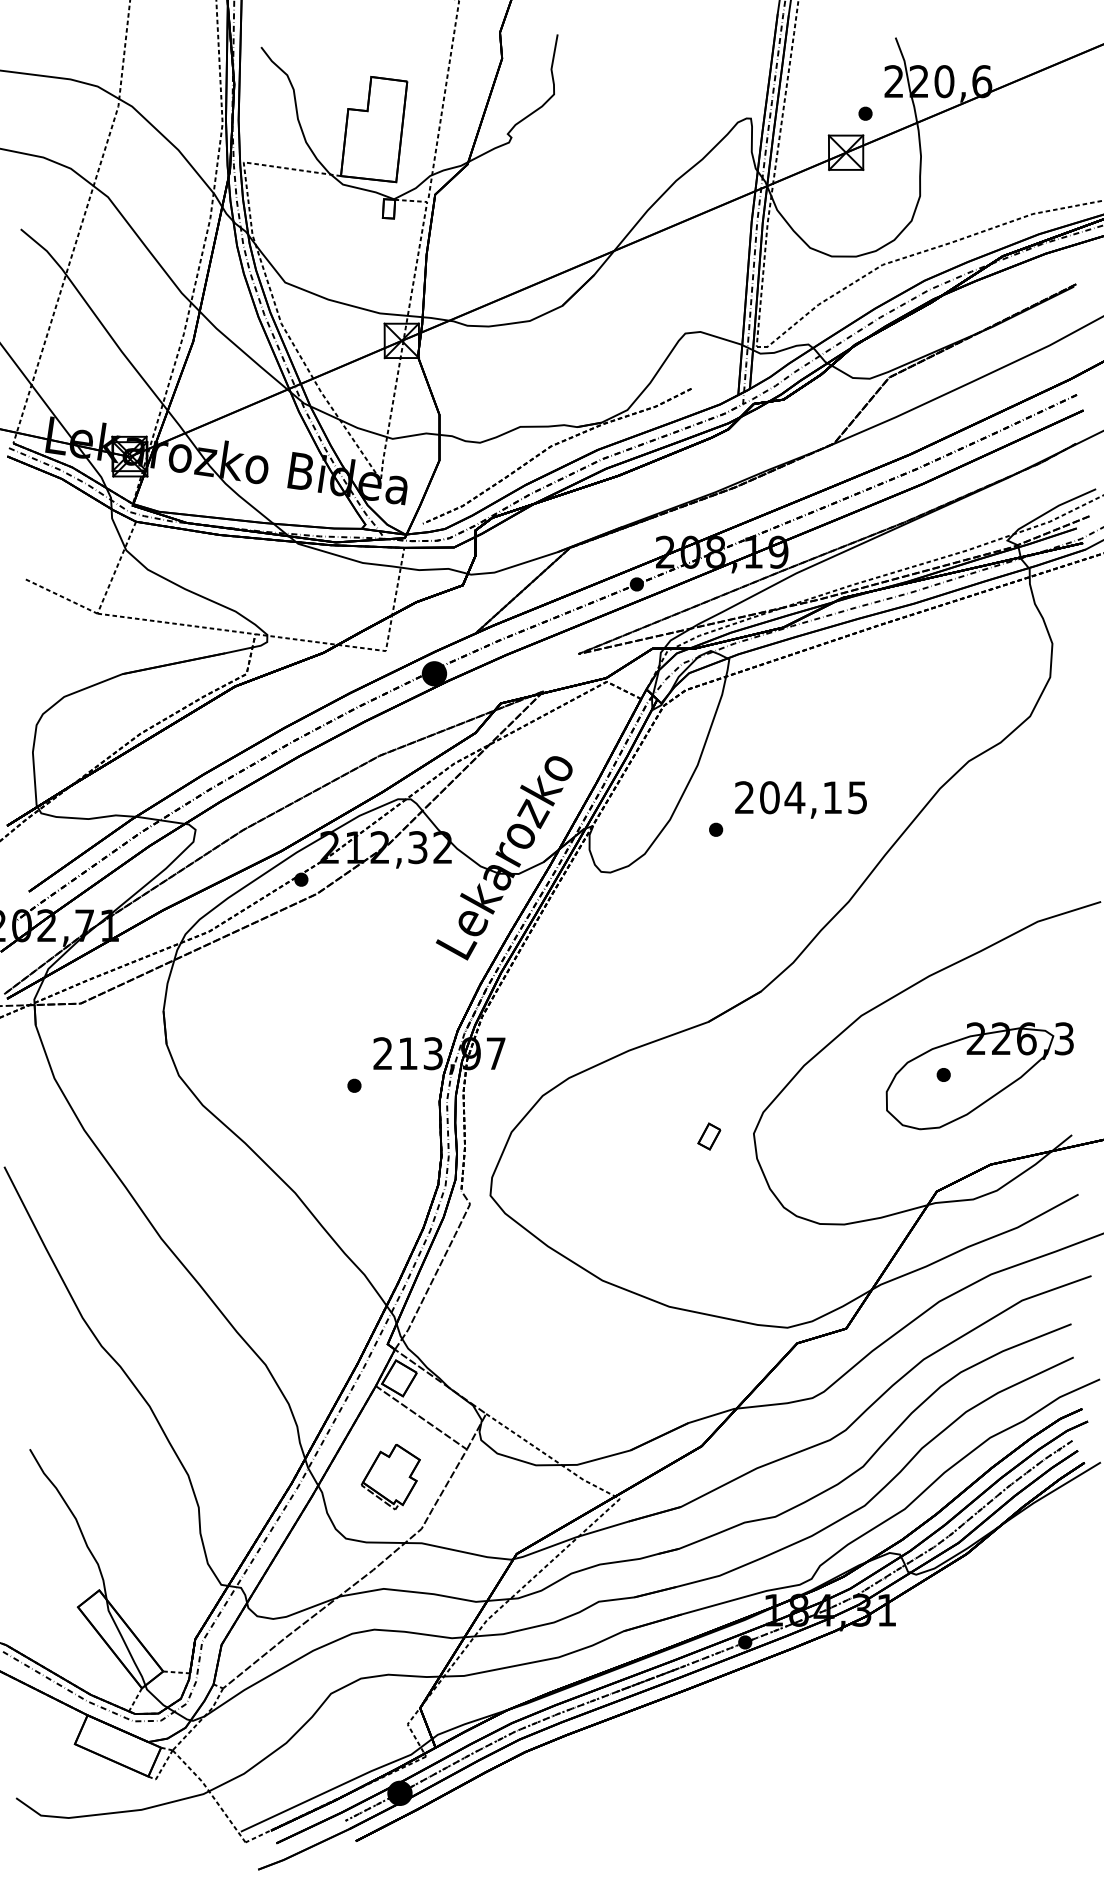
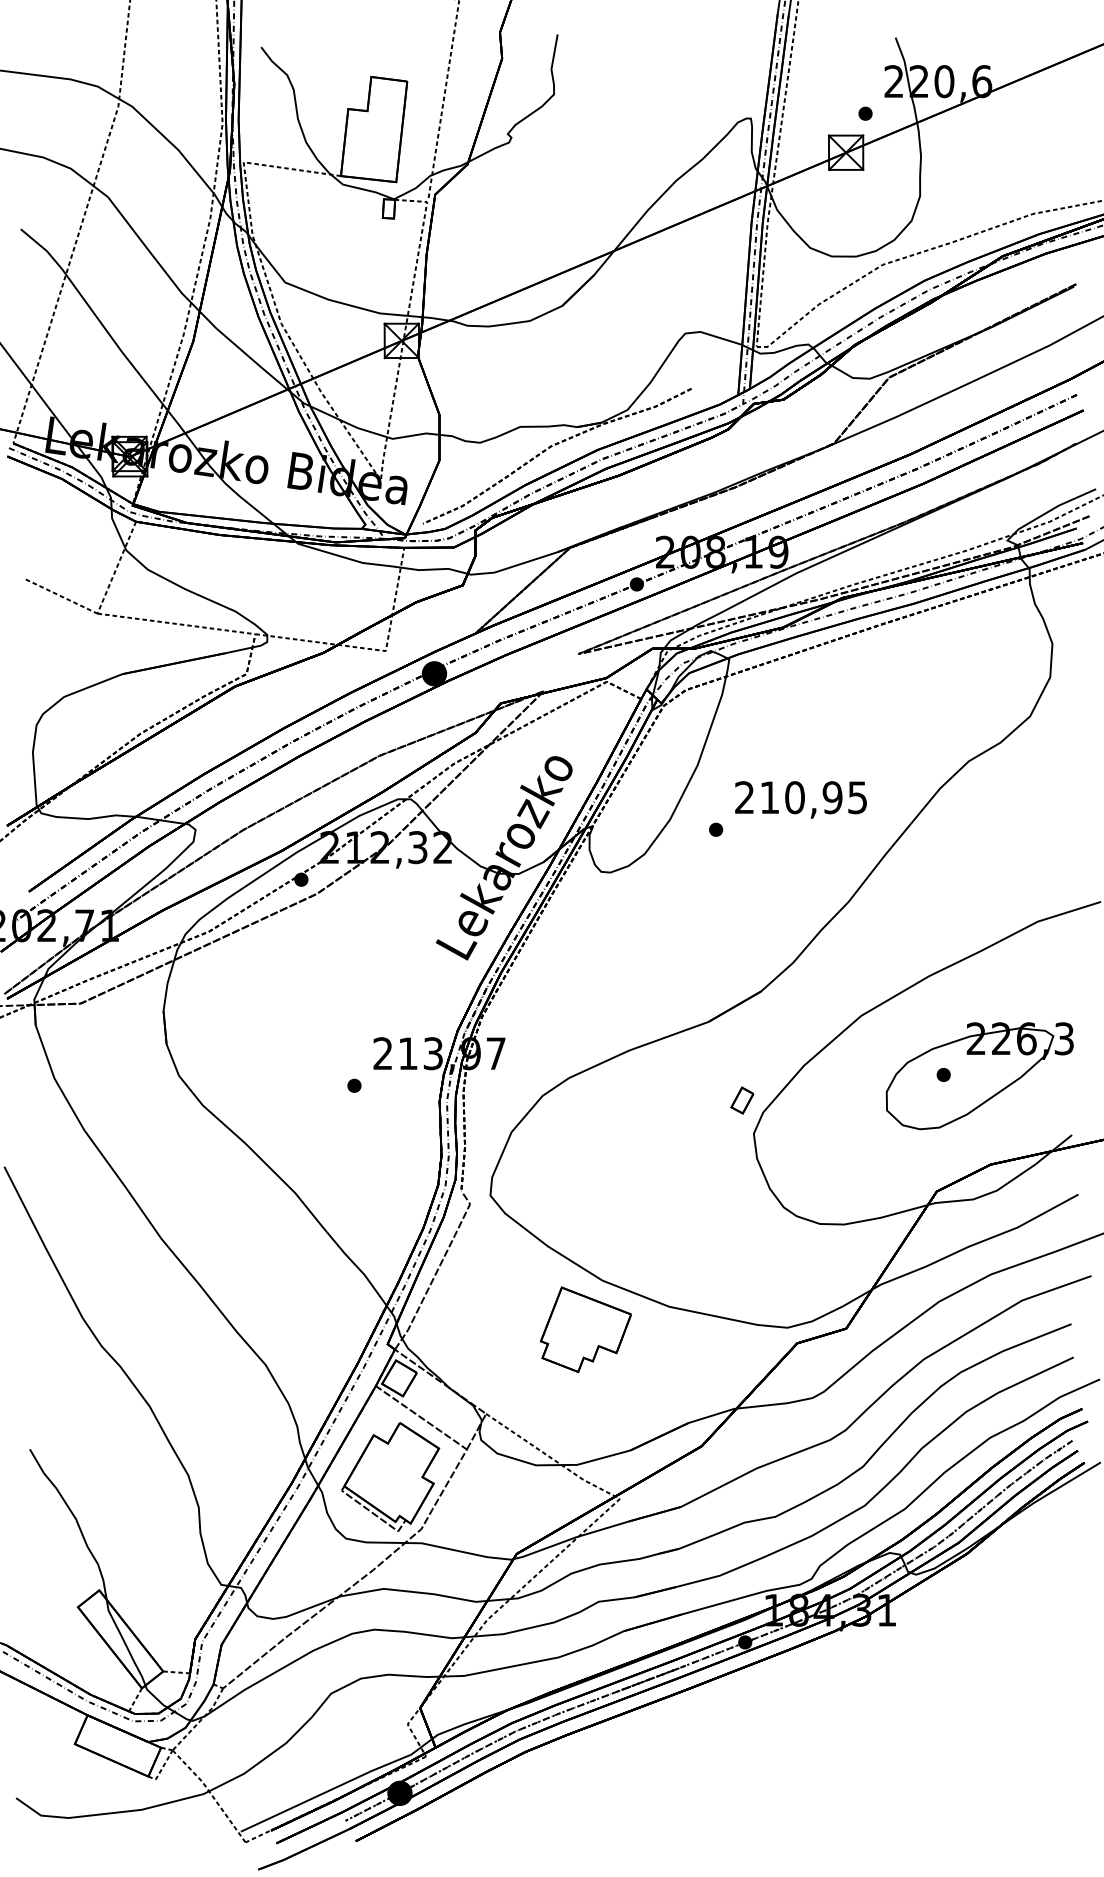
text: 204,15 -> 210,95 (801, 797)
part position: (709, 1136) -> (742, 1100) (742, 1100)
part: none -> present (585, 1329)
part size: 61x67 px -> 100x110 px (390, 1476)
